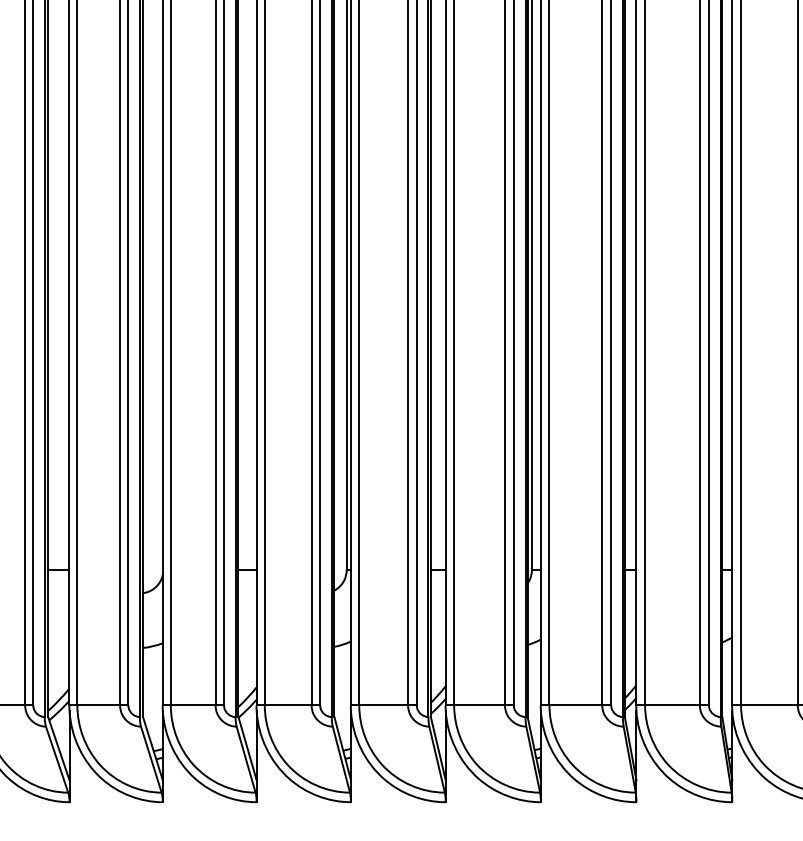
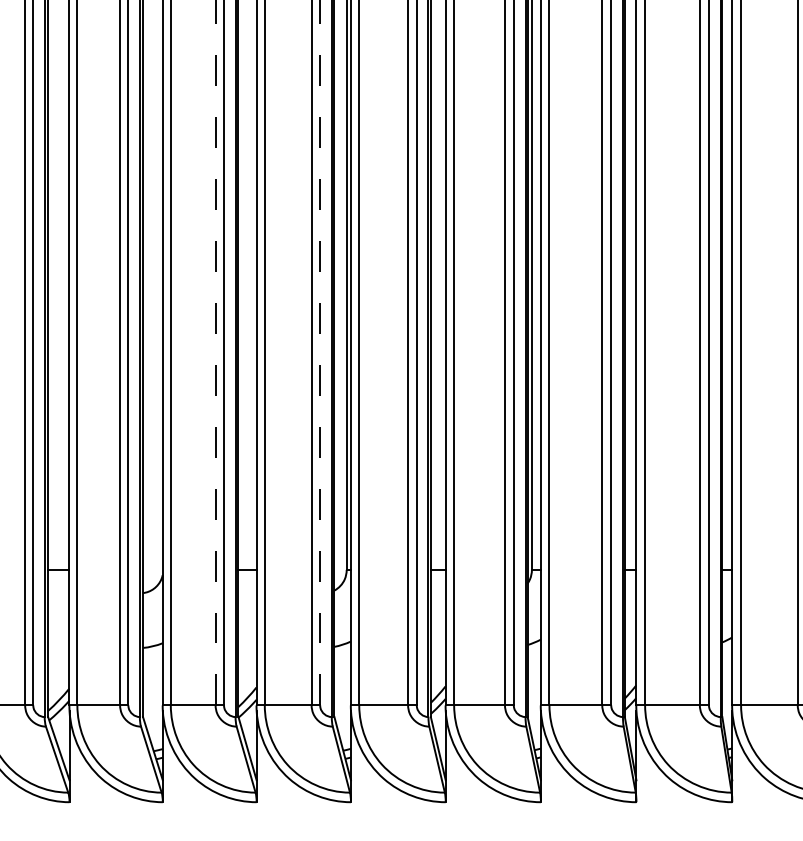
line: solid -> dashed (215, 352)
line: solid -> dashed (320, 352)
